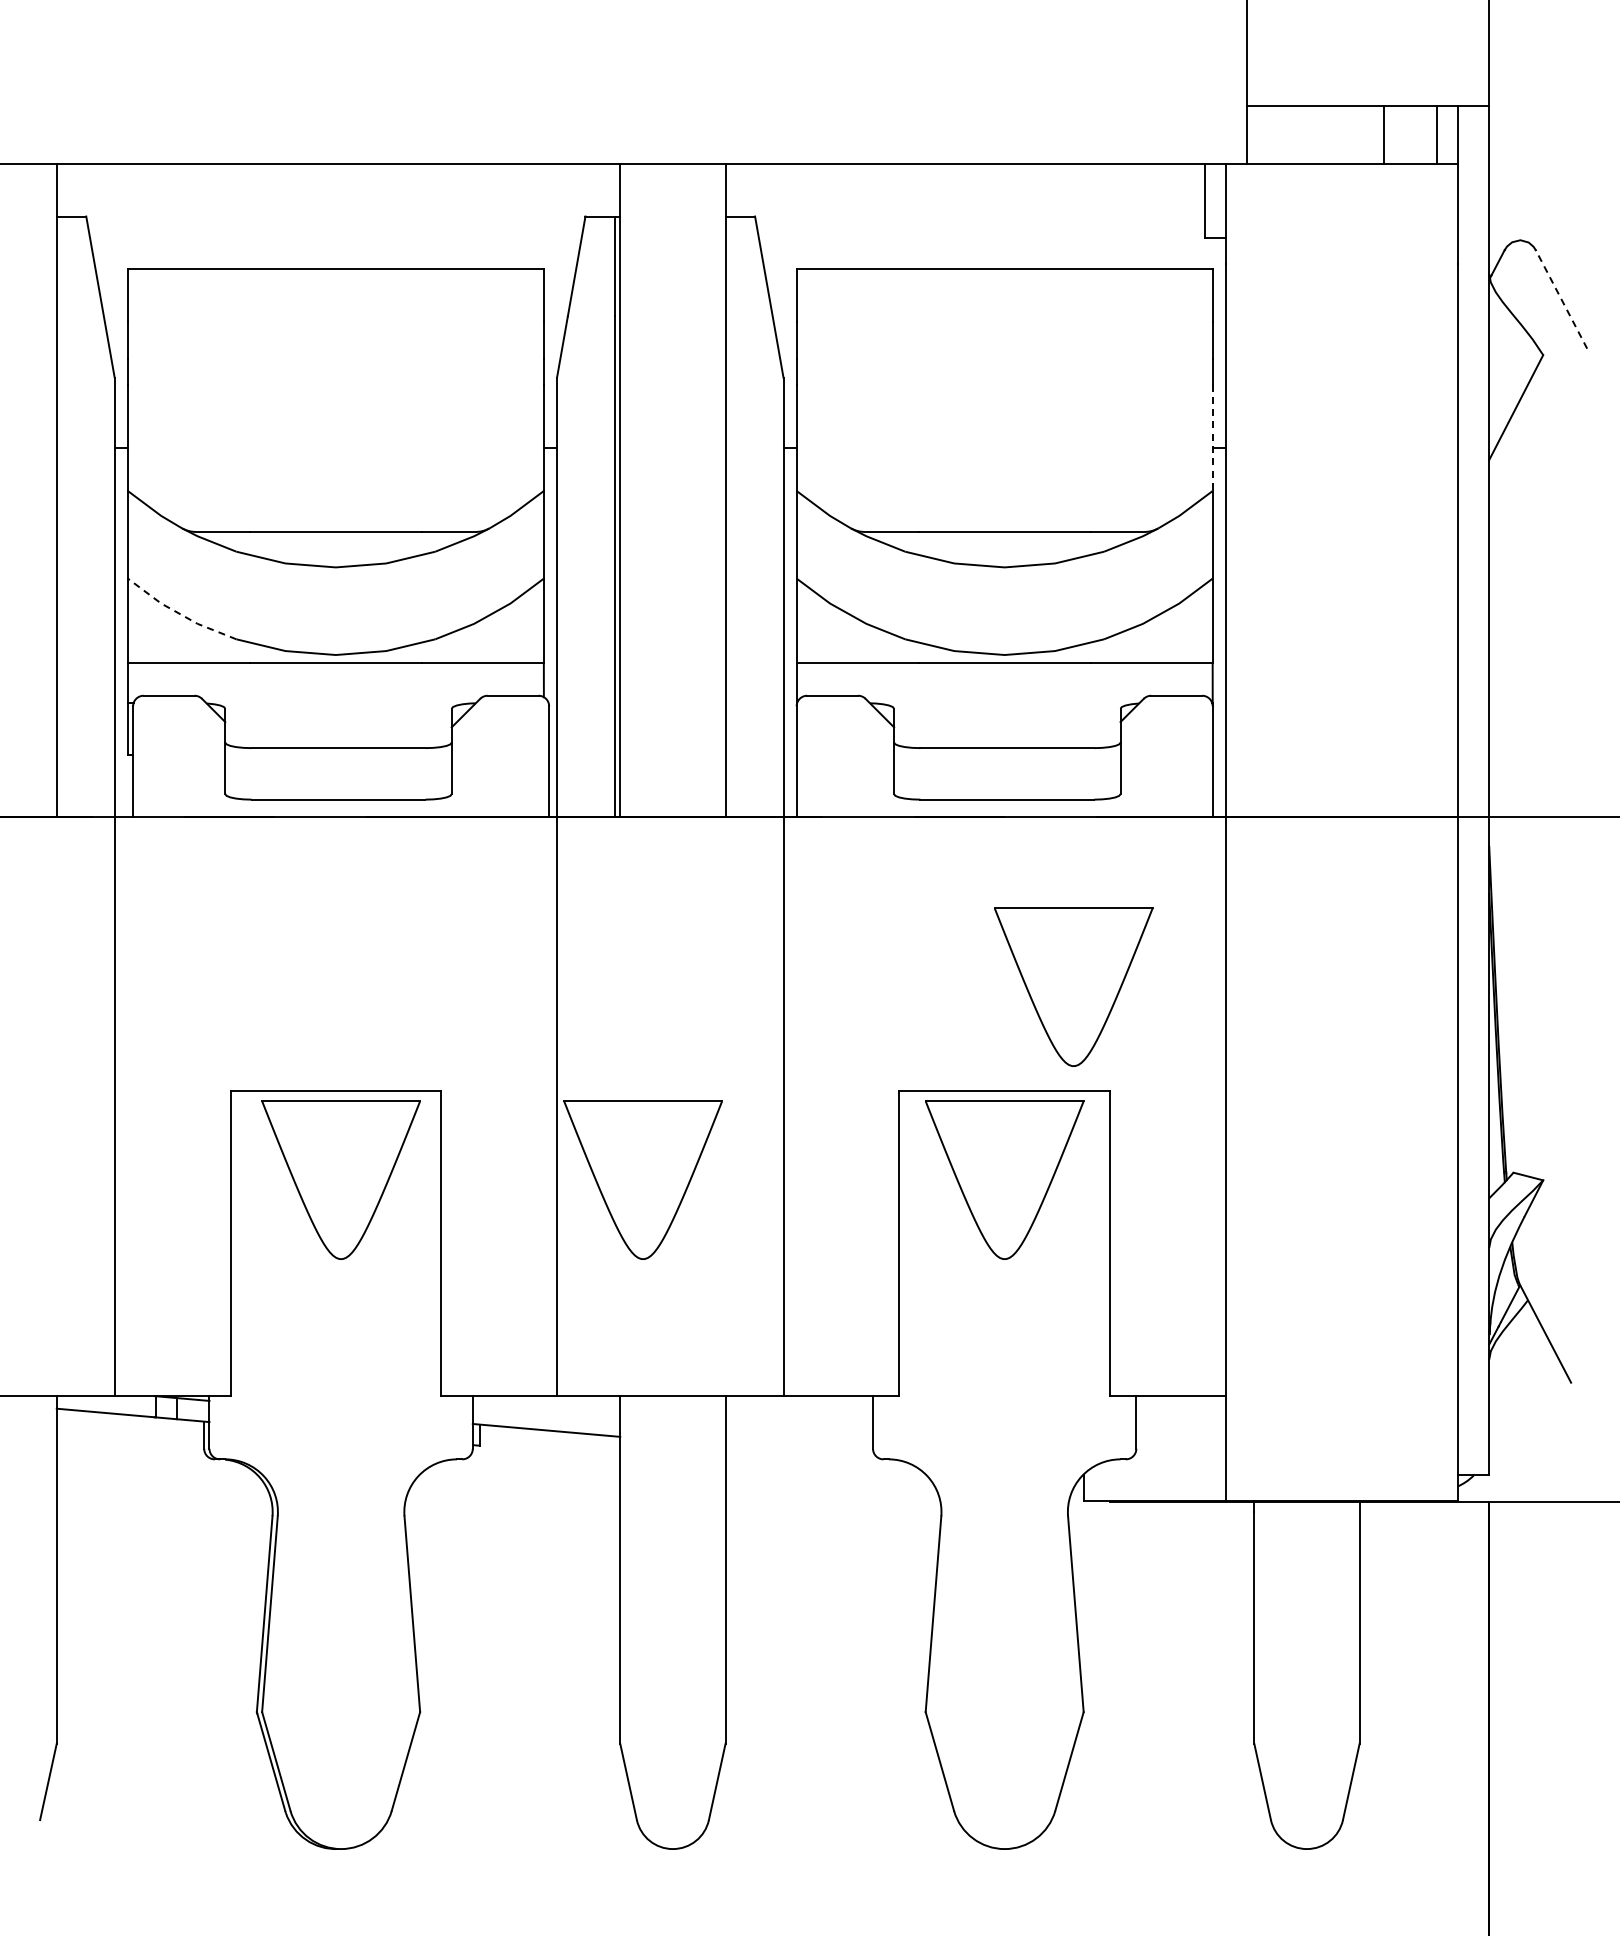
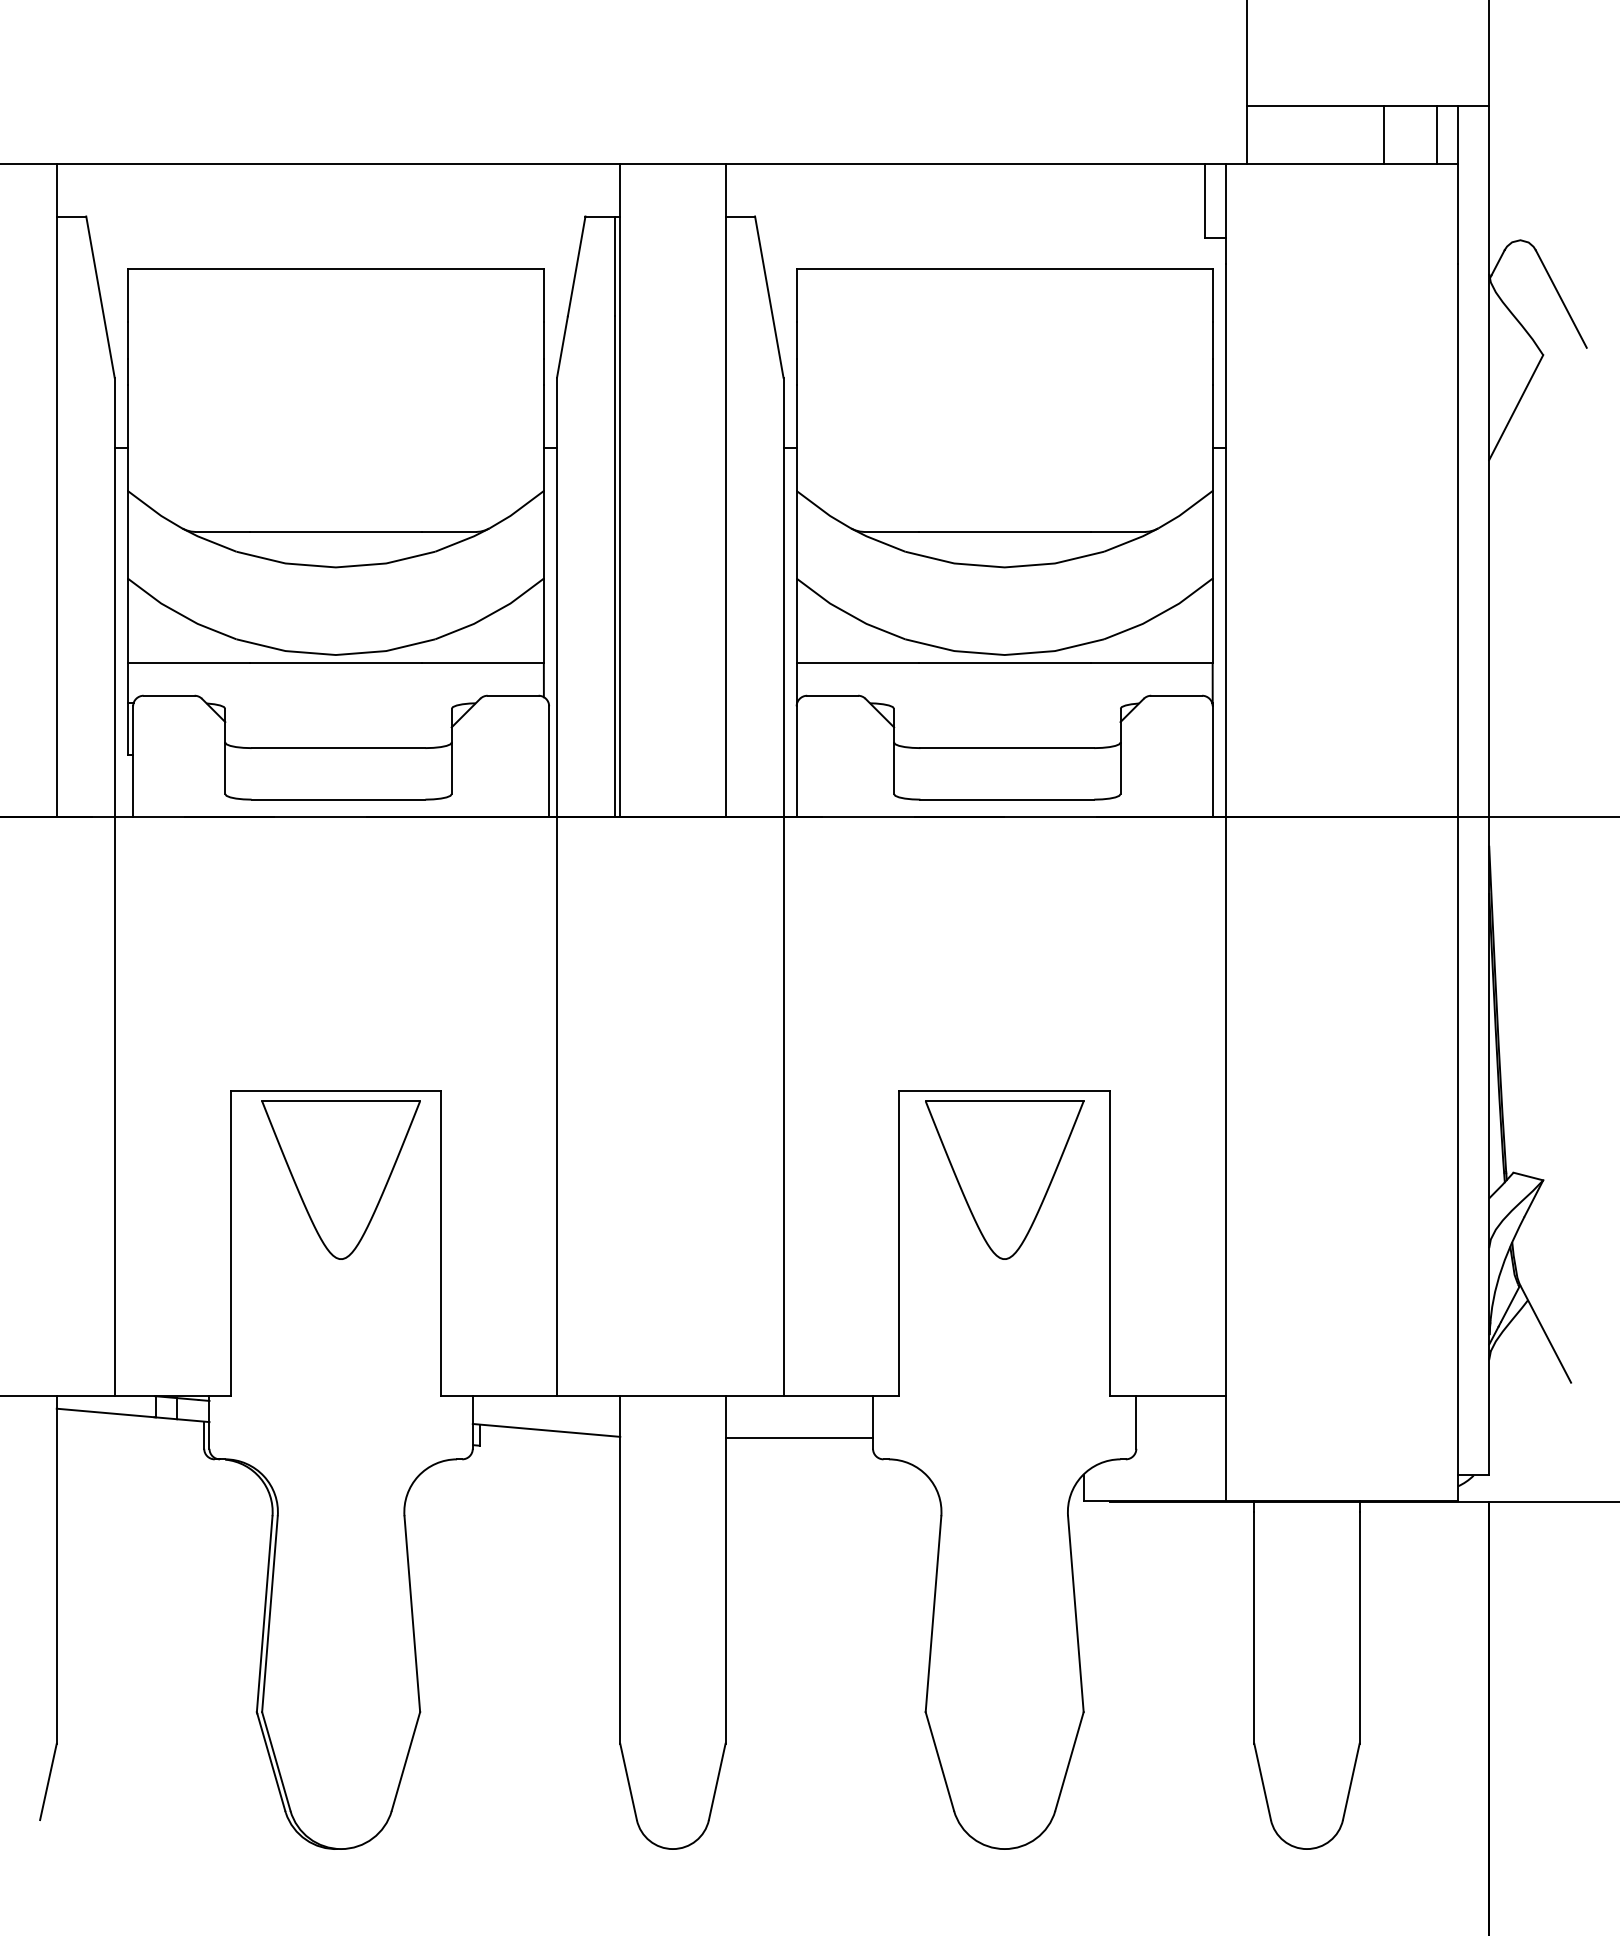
line: dashed -> solid (1561, 299)
line: dashed -> solid (1212, 438)
line: dashed -> solid (179, 613)
part: present -> none (1073, 986)
part: present -> none (642, 1179)
line: none -> present (799, 1438)
